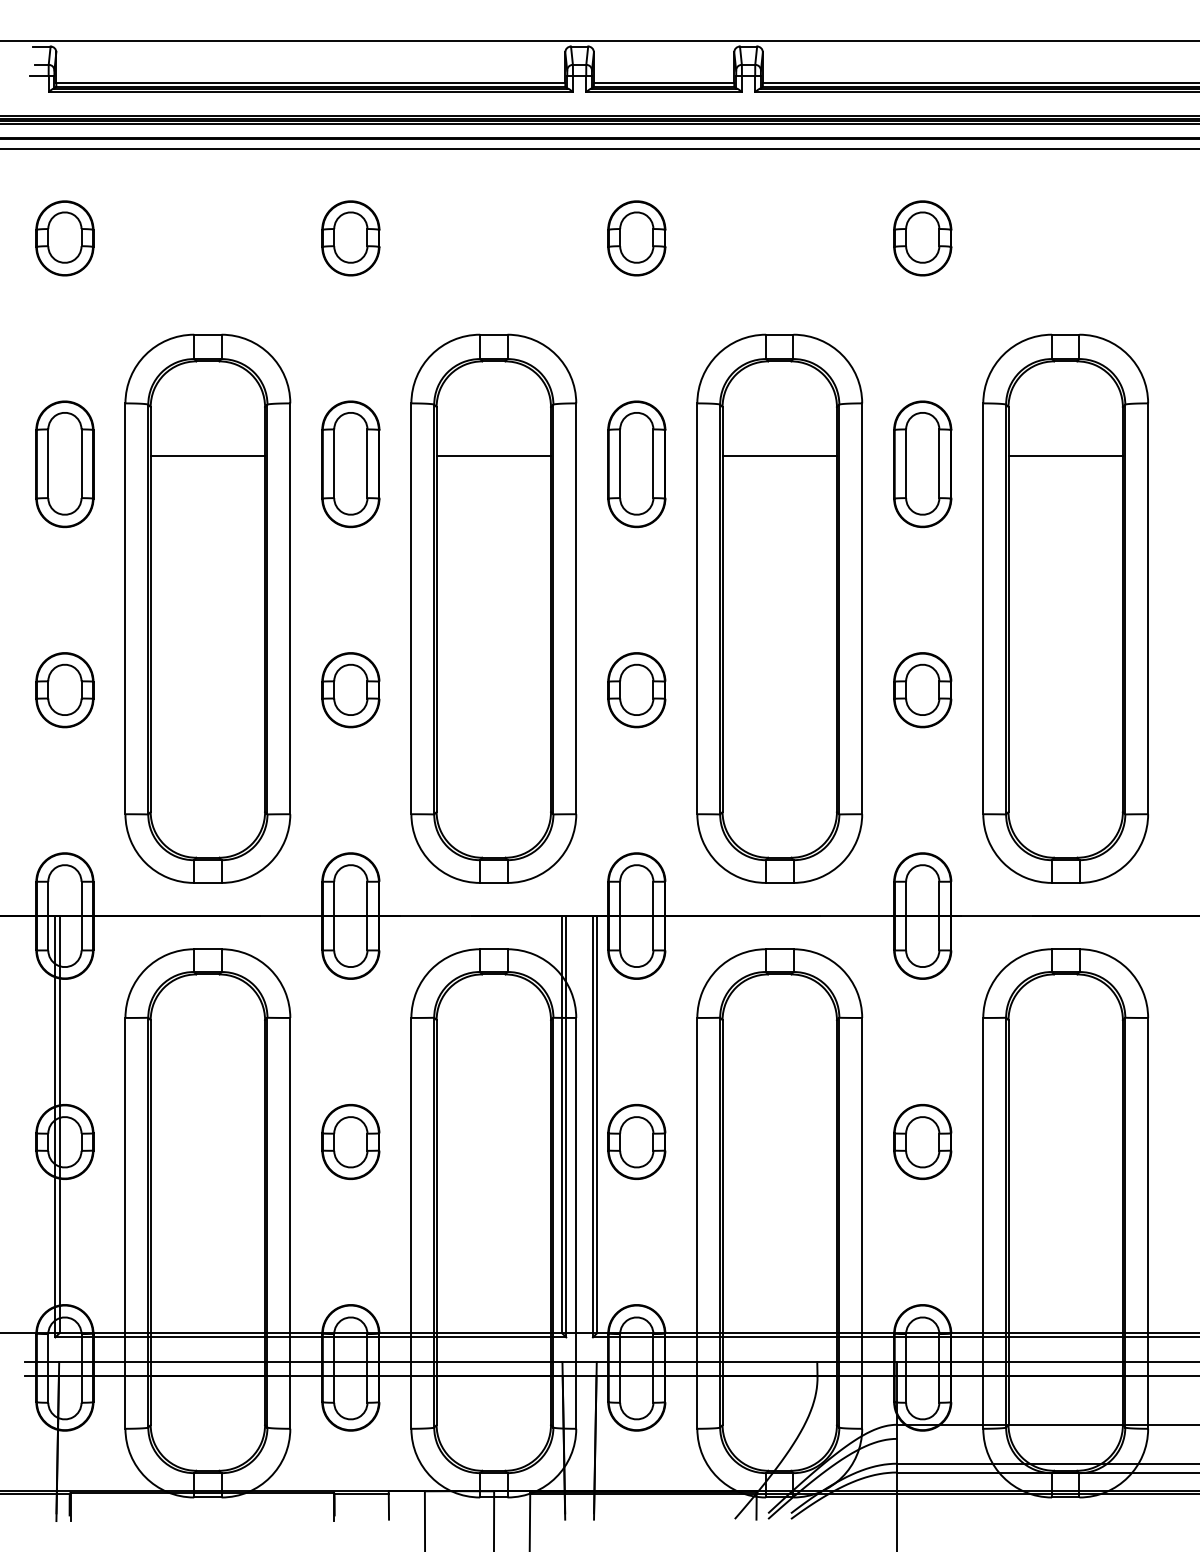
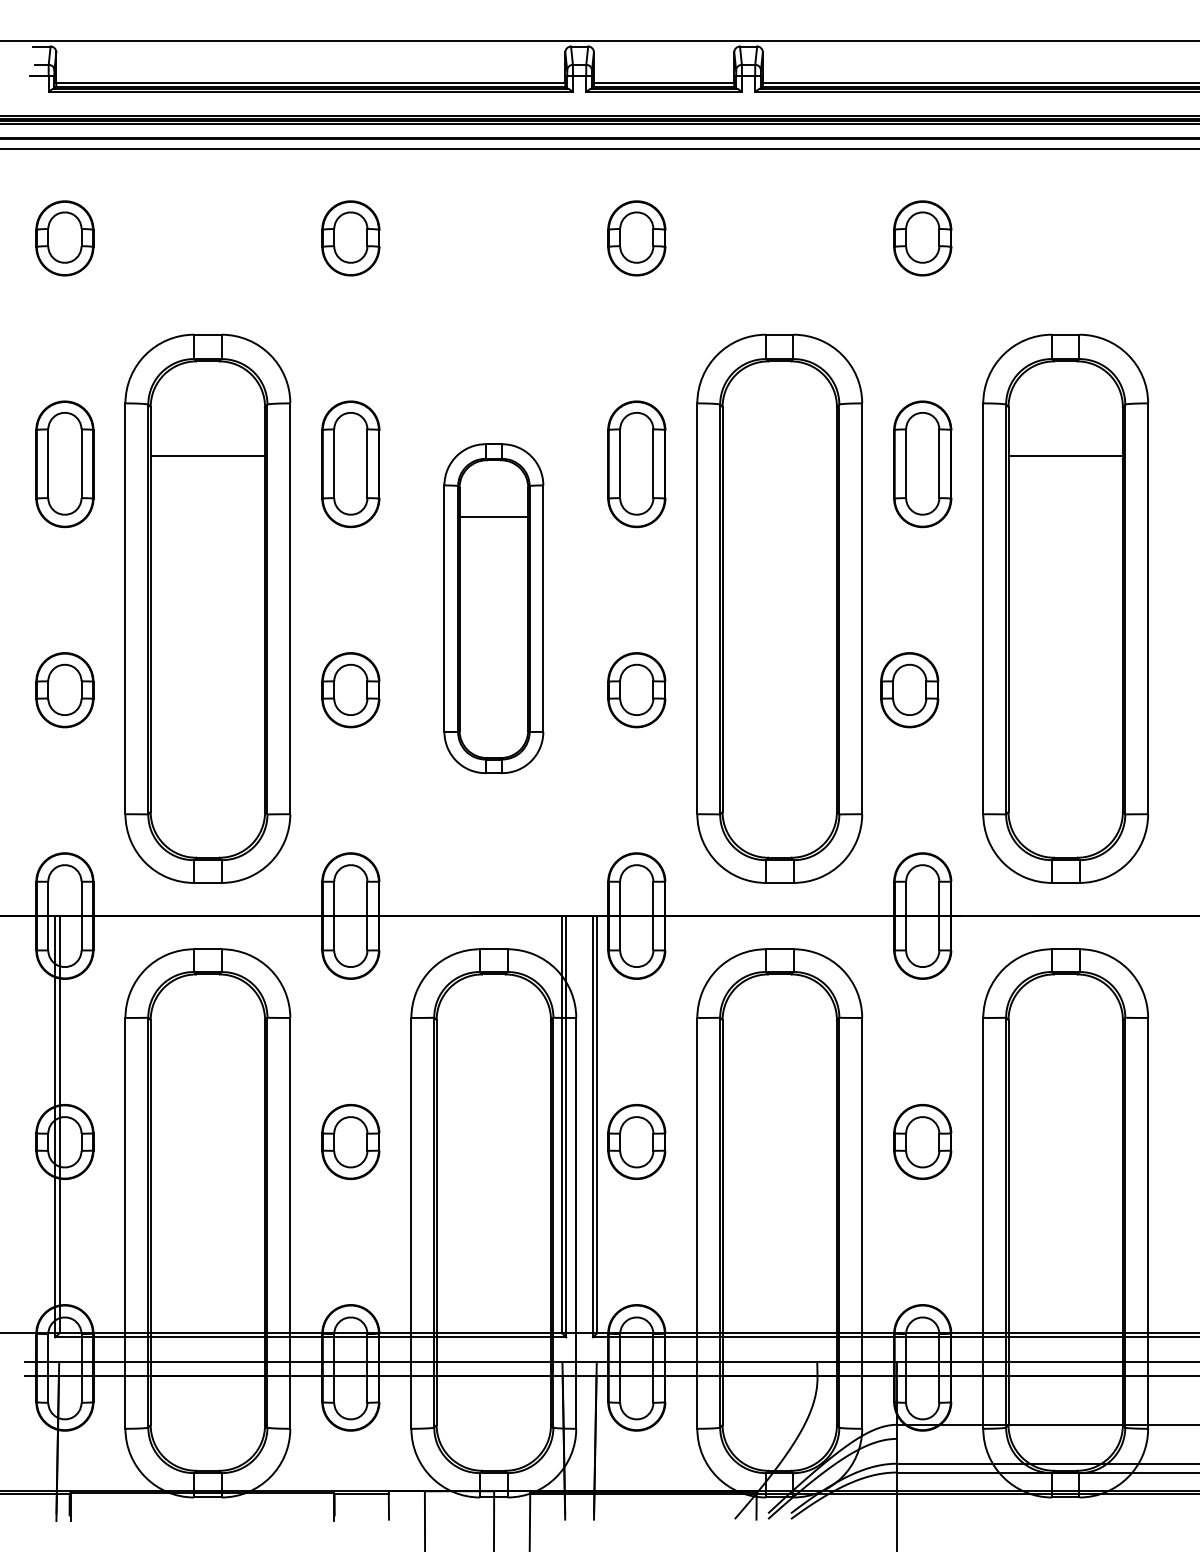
line: present -> none (779, 456)
part size: 168x551 px -> 102x331 px (493, 608)
part position: (922, 690) -> (909, 690) (909, 690)
